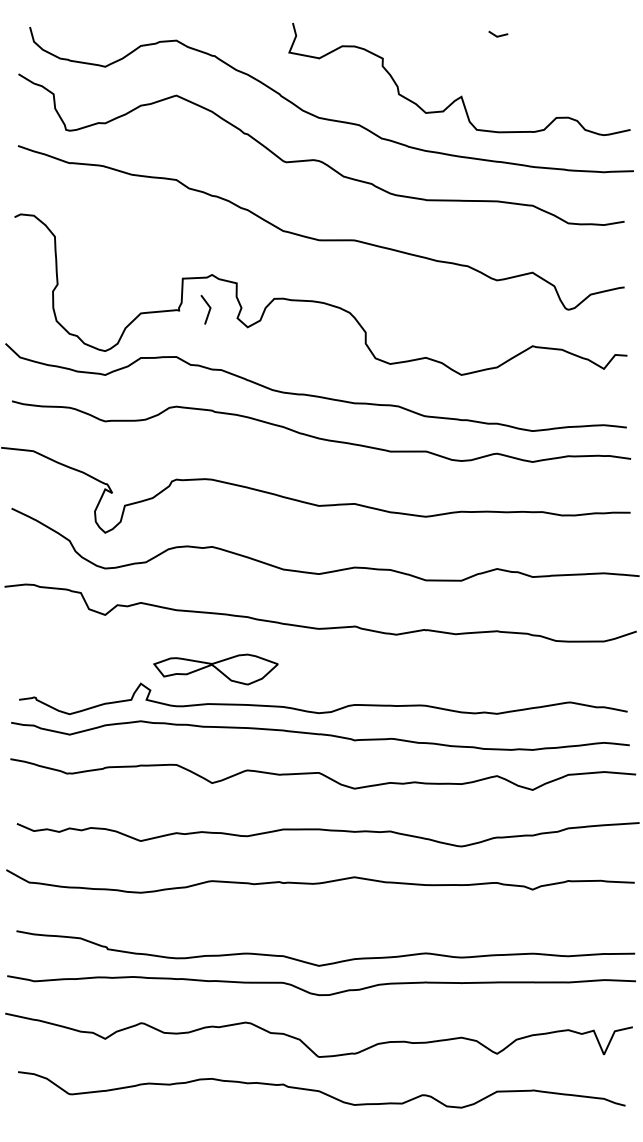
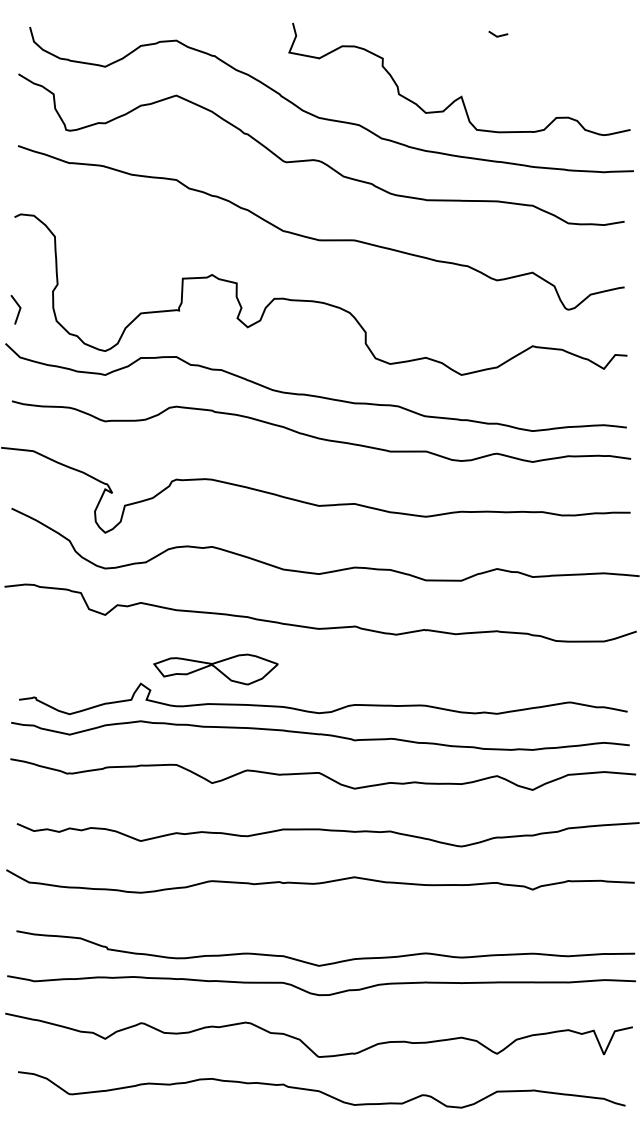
line position: (208, 310) -> (18, 310) (18, 310)
